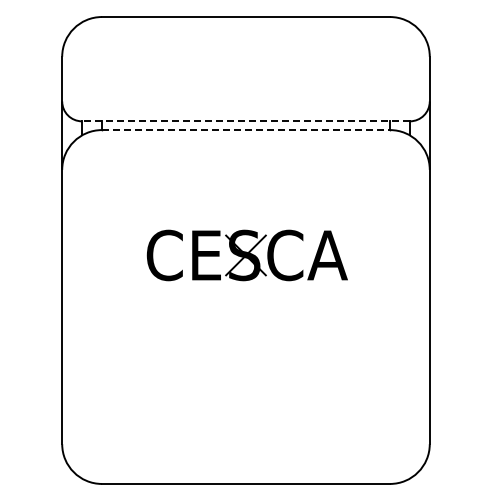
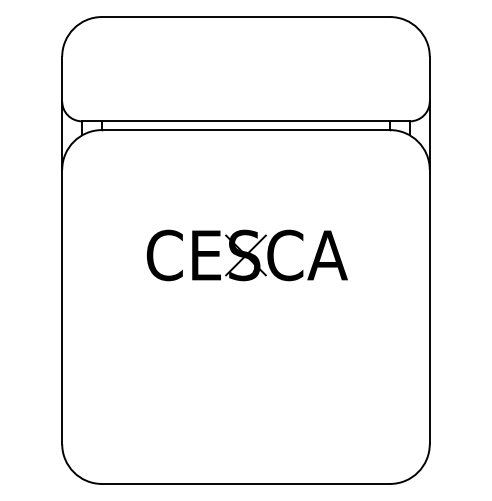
line: dashed -> solid (246, 121)
line: dashed -> solid (246, 130)
